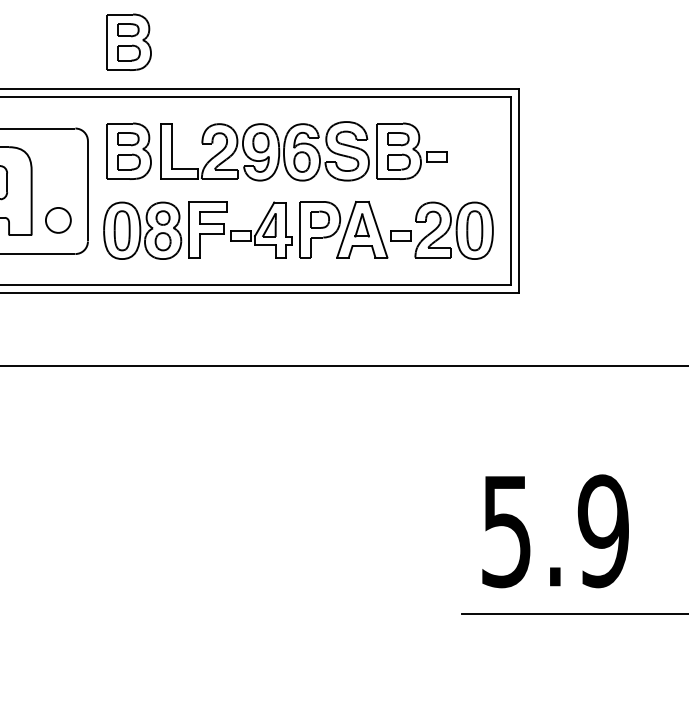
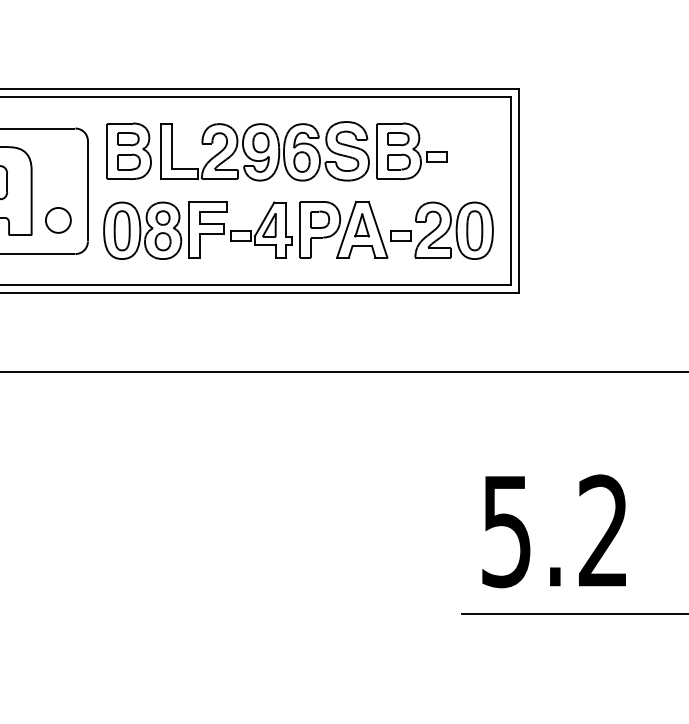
part: present -> none (128, 41)
line position: (343, 365) -> (343, 371) (343, 371)
text: 5.9 -> 5.2 (602, 531)
